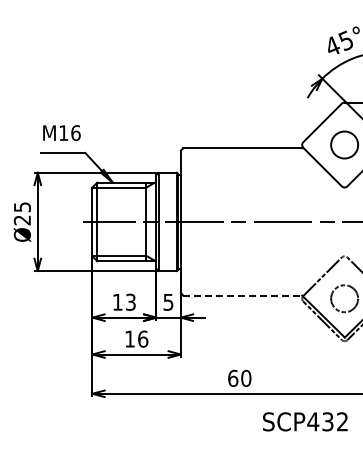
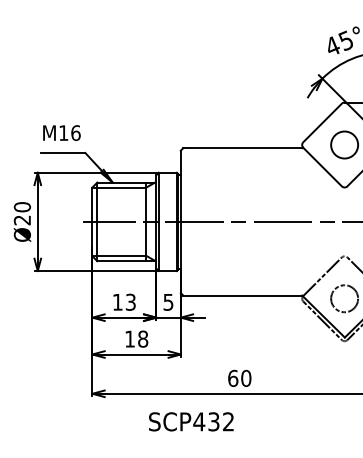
text: Ø25 -> Ø20 (22, 207)
line: dashed -> solid (243, 295)
text: 16 -> 18 (143, 338)
text position: (305, 421) -> (191, 421) (191, 421)
